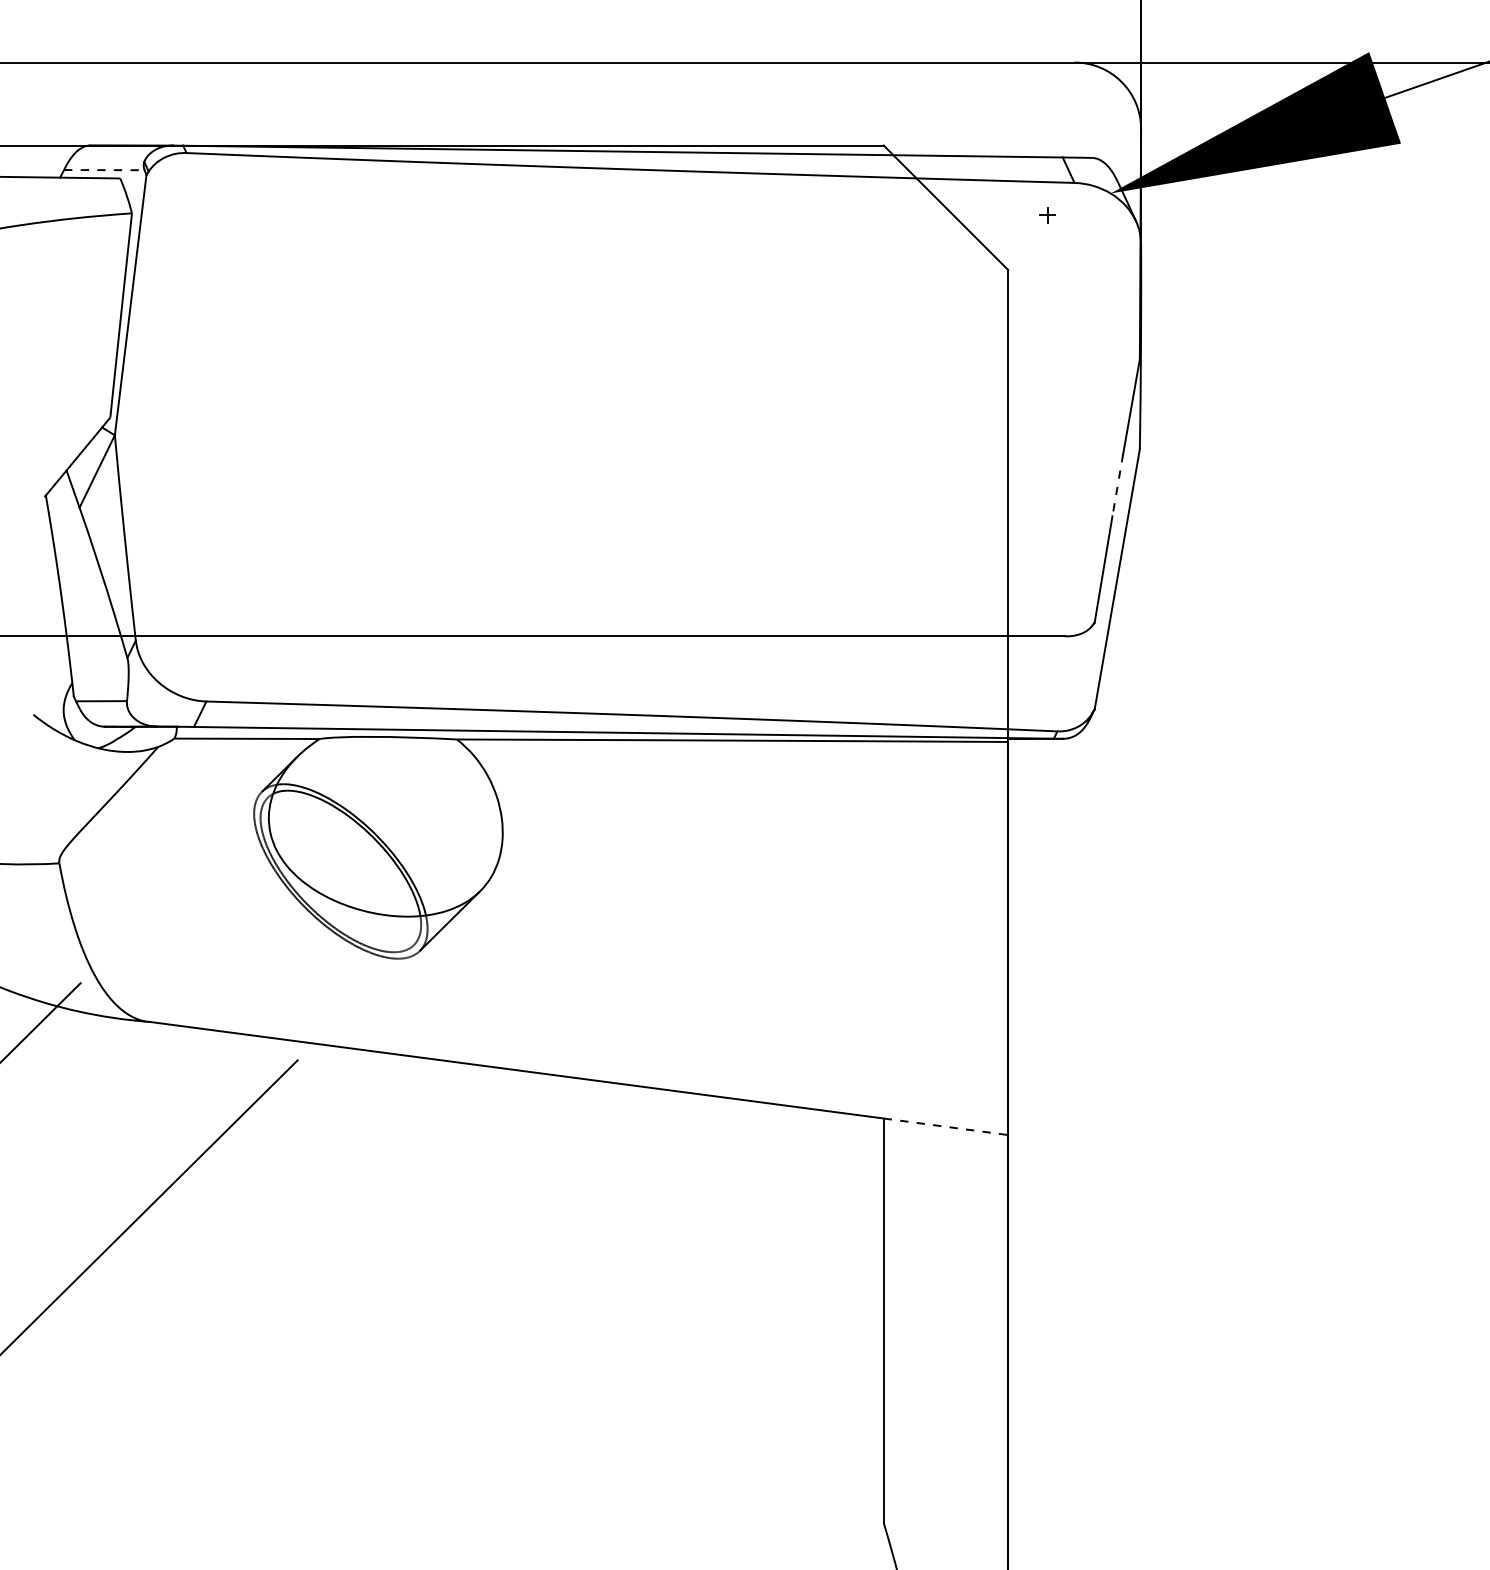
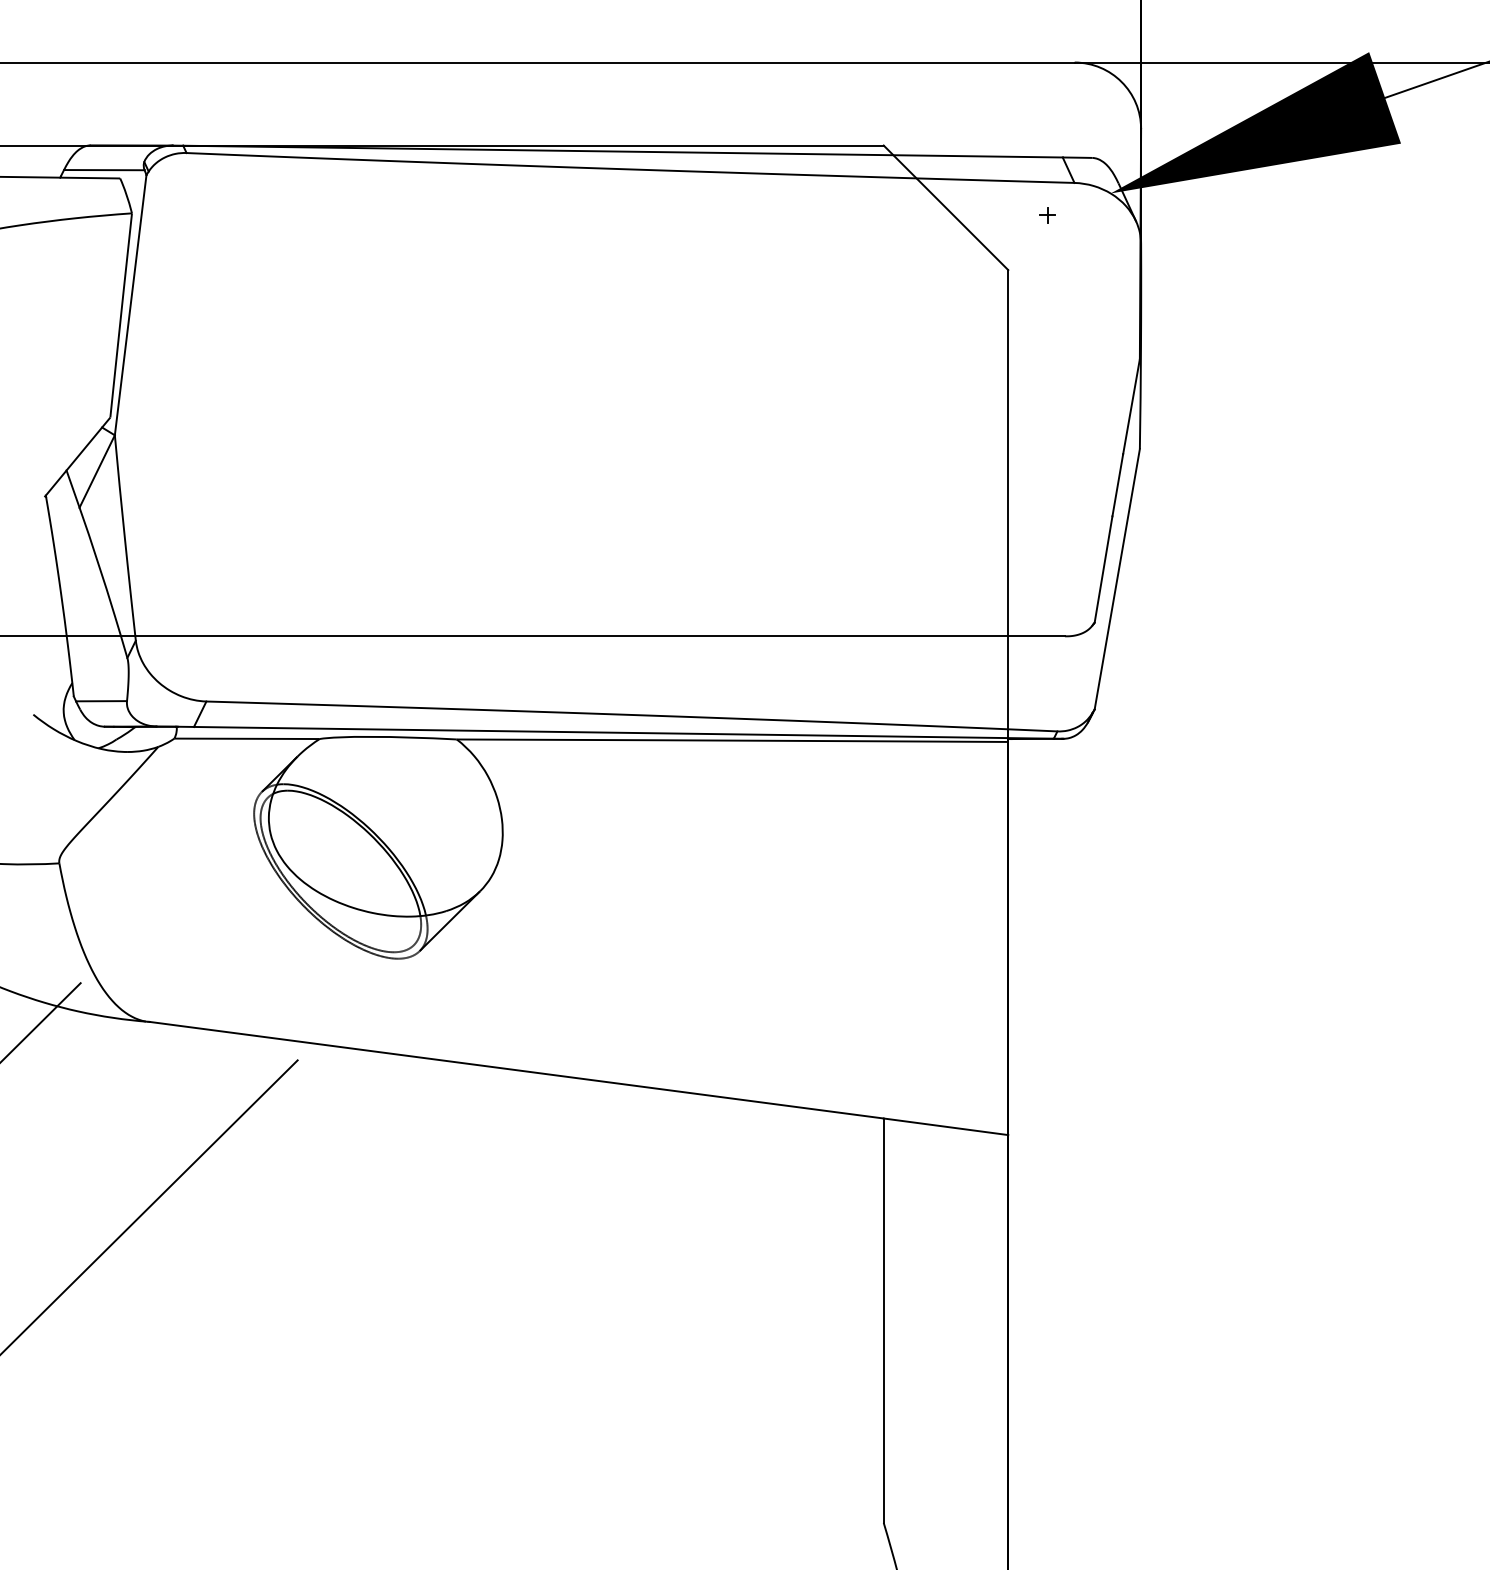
line: dashed -> solid (104, 170)
line: dashed -> solid (1117, 485)
line: dashed -> solid (946, 1126)
